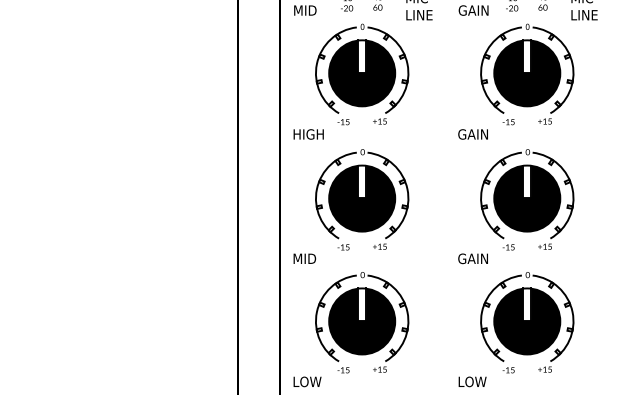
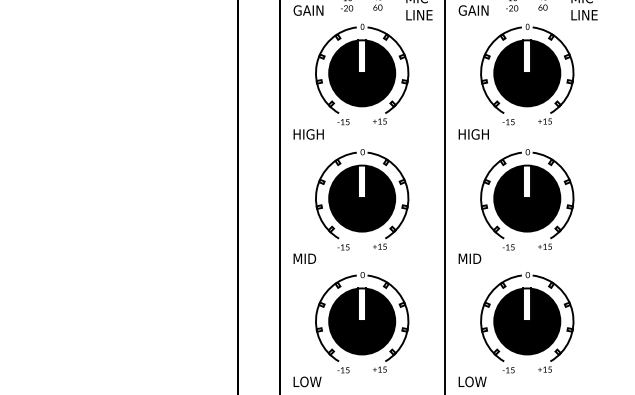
text: MID -> GAIN (308, 10)
text: GAIN -> HIGH (473, 134)
line: none -> present (444, 196)
text: GAIN -> MID (472, 258)
